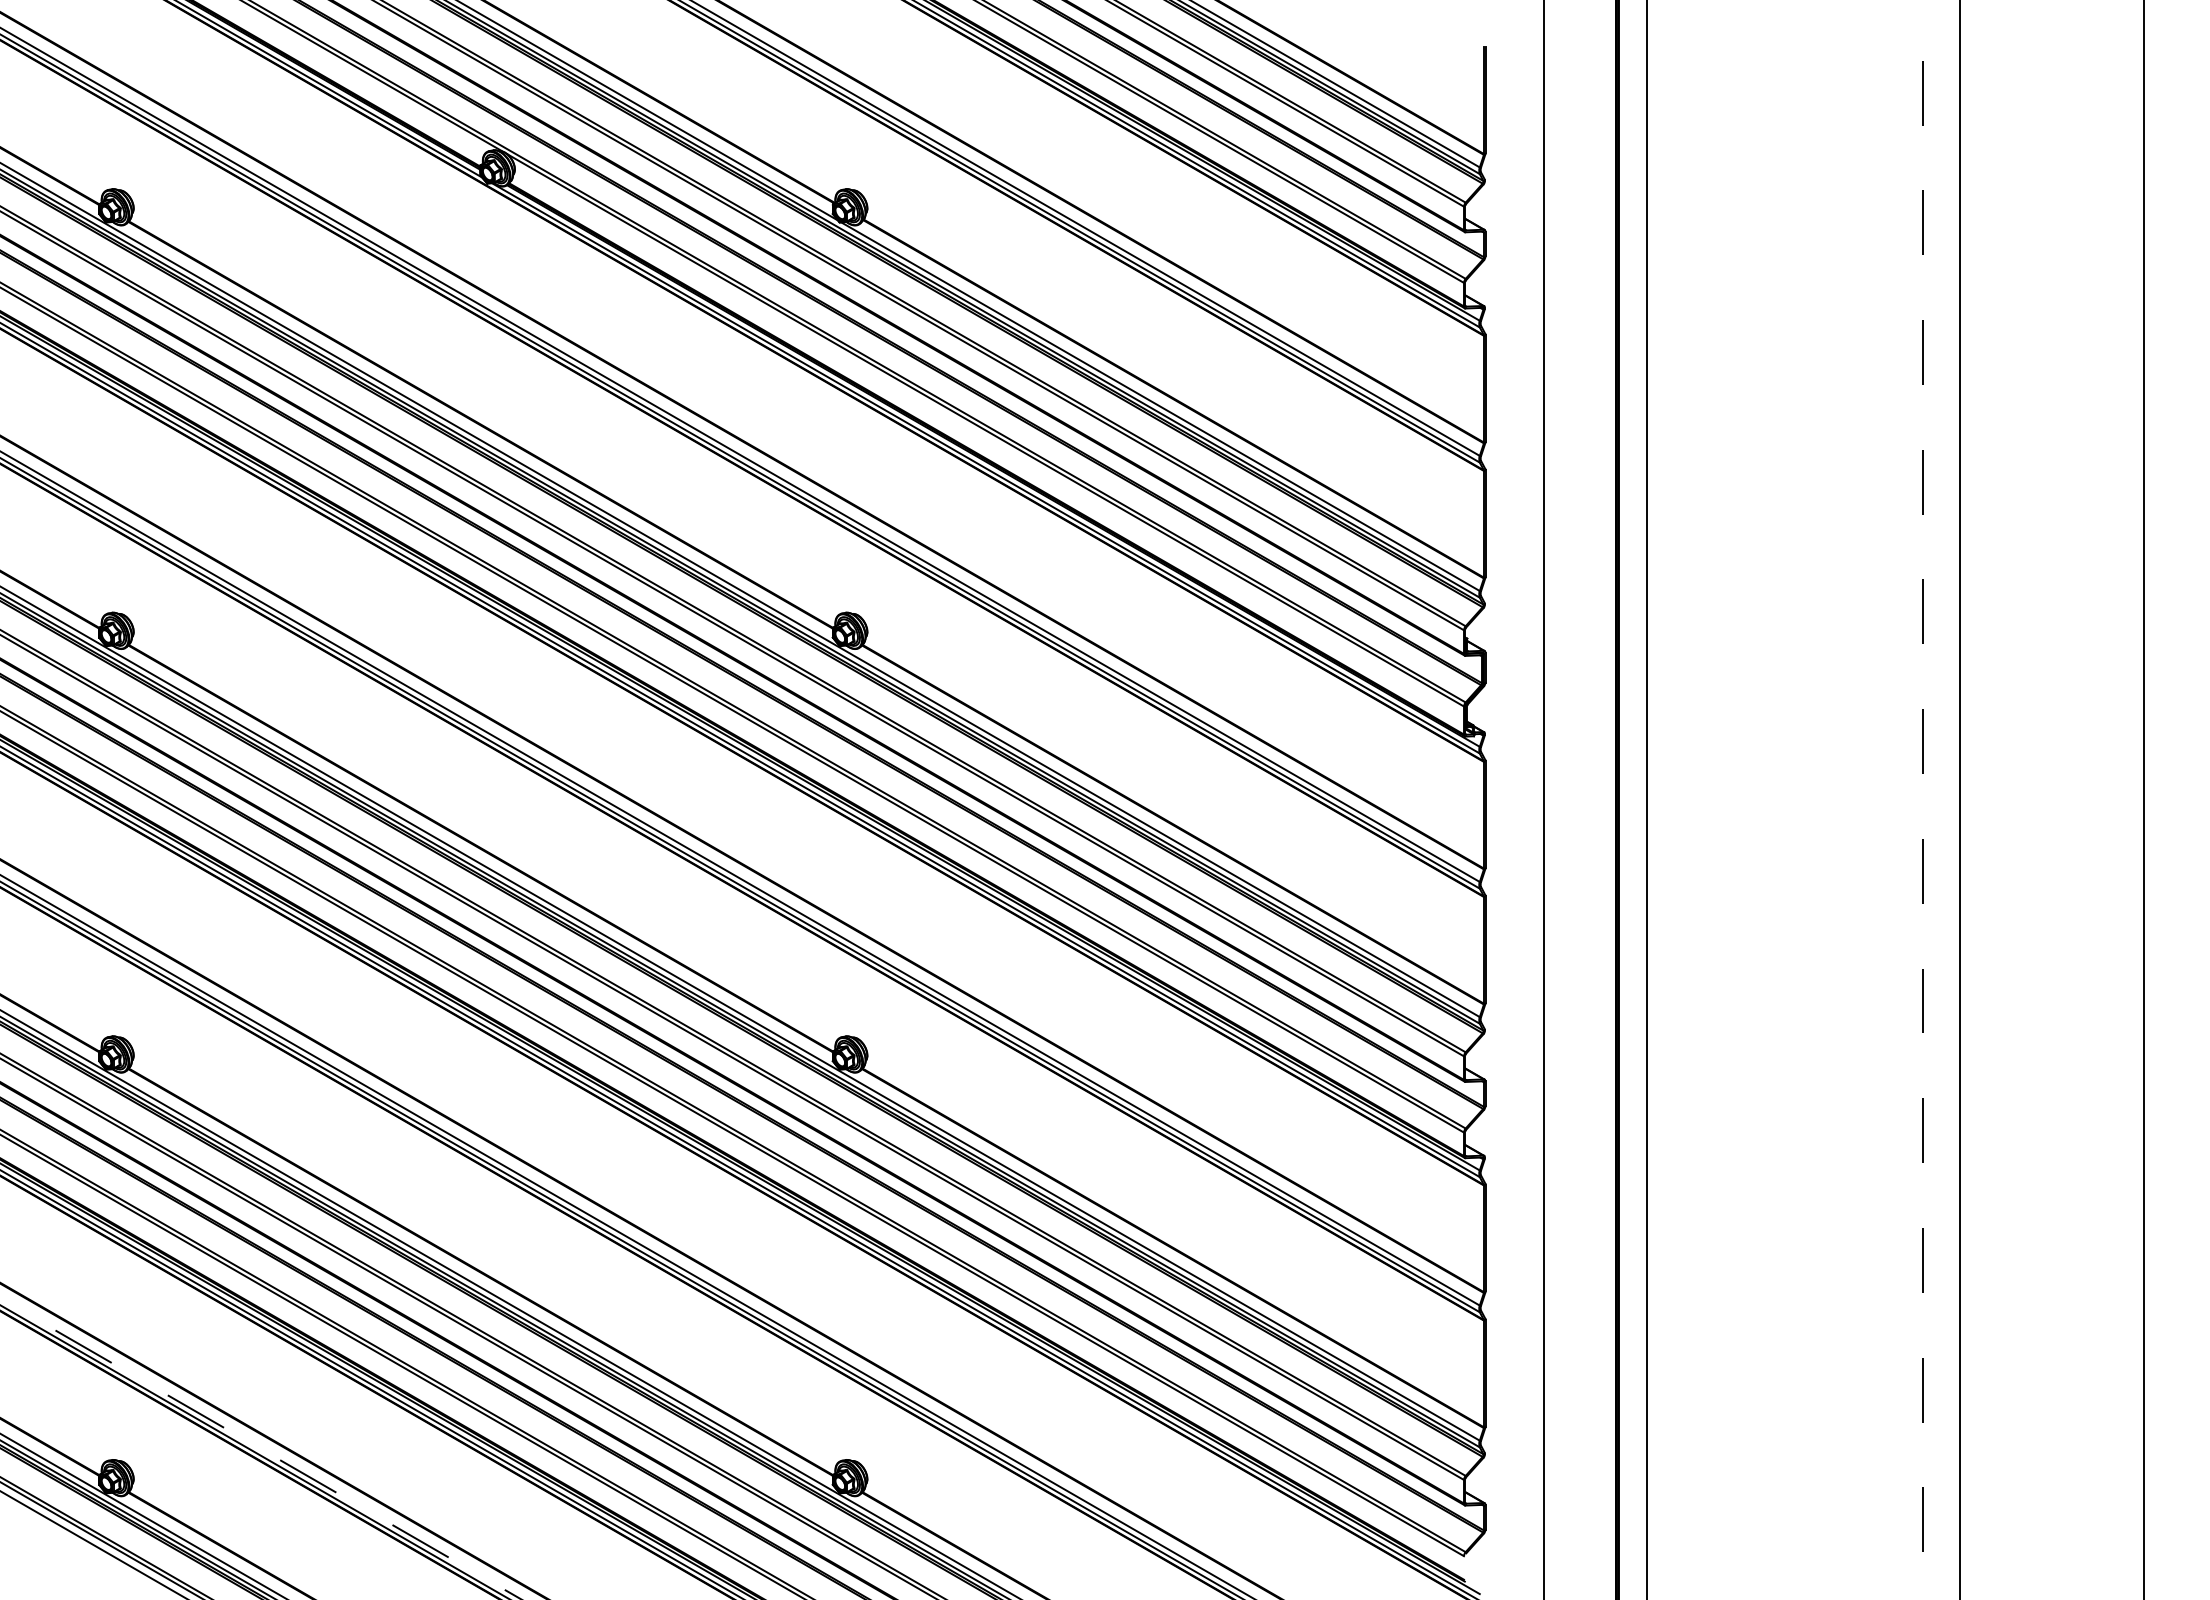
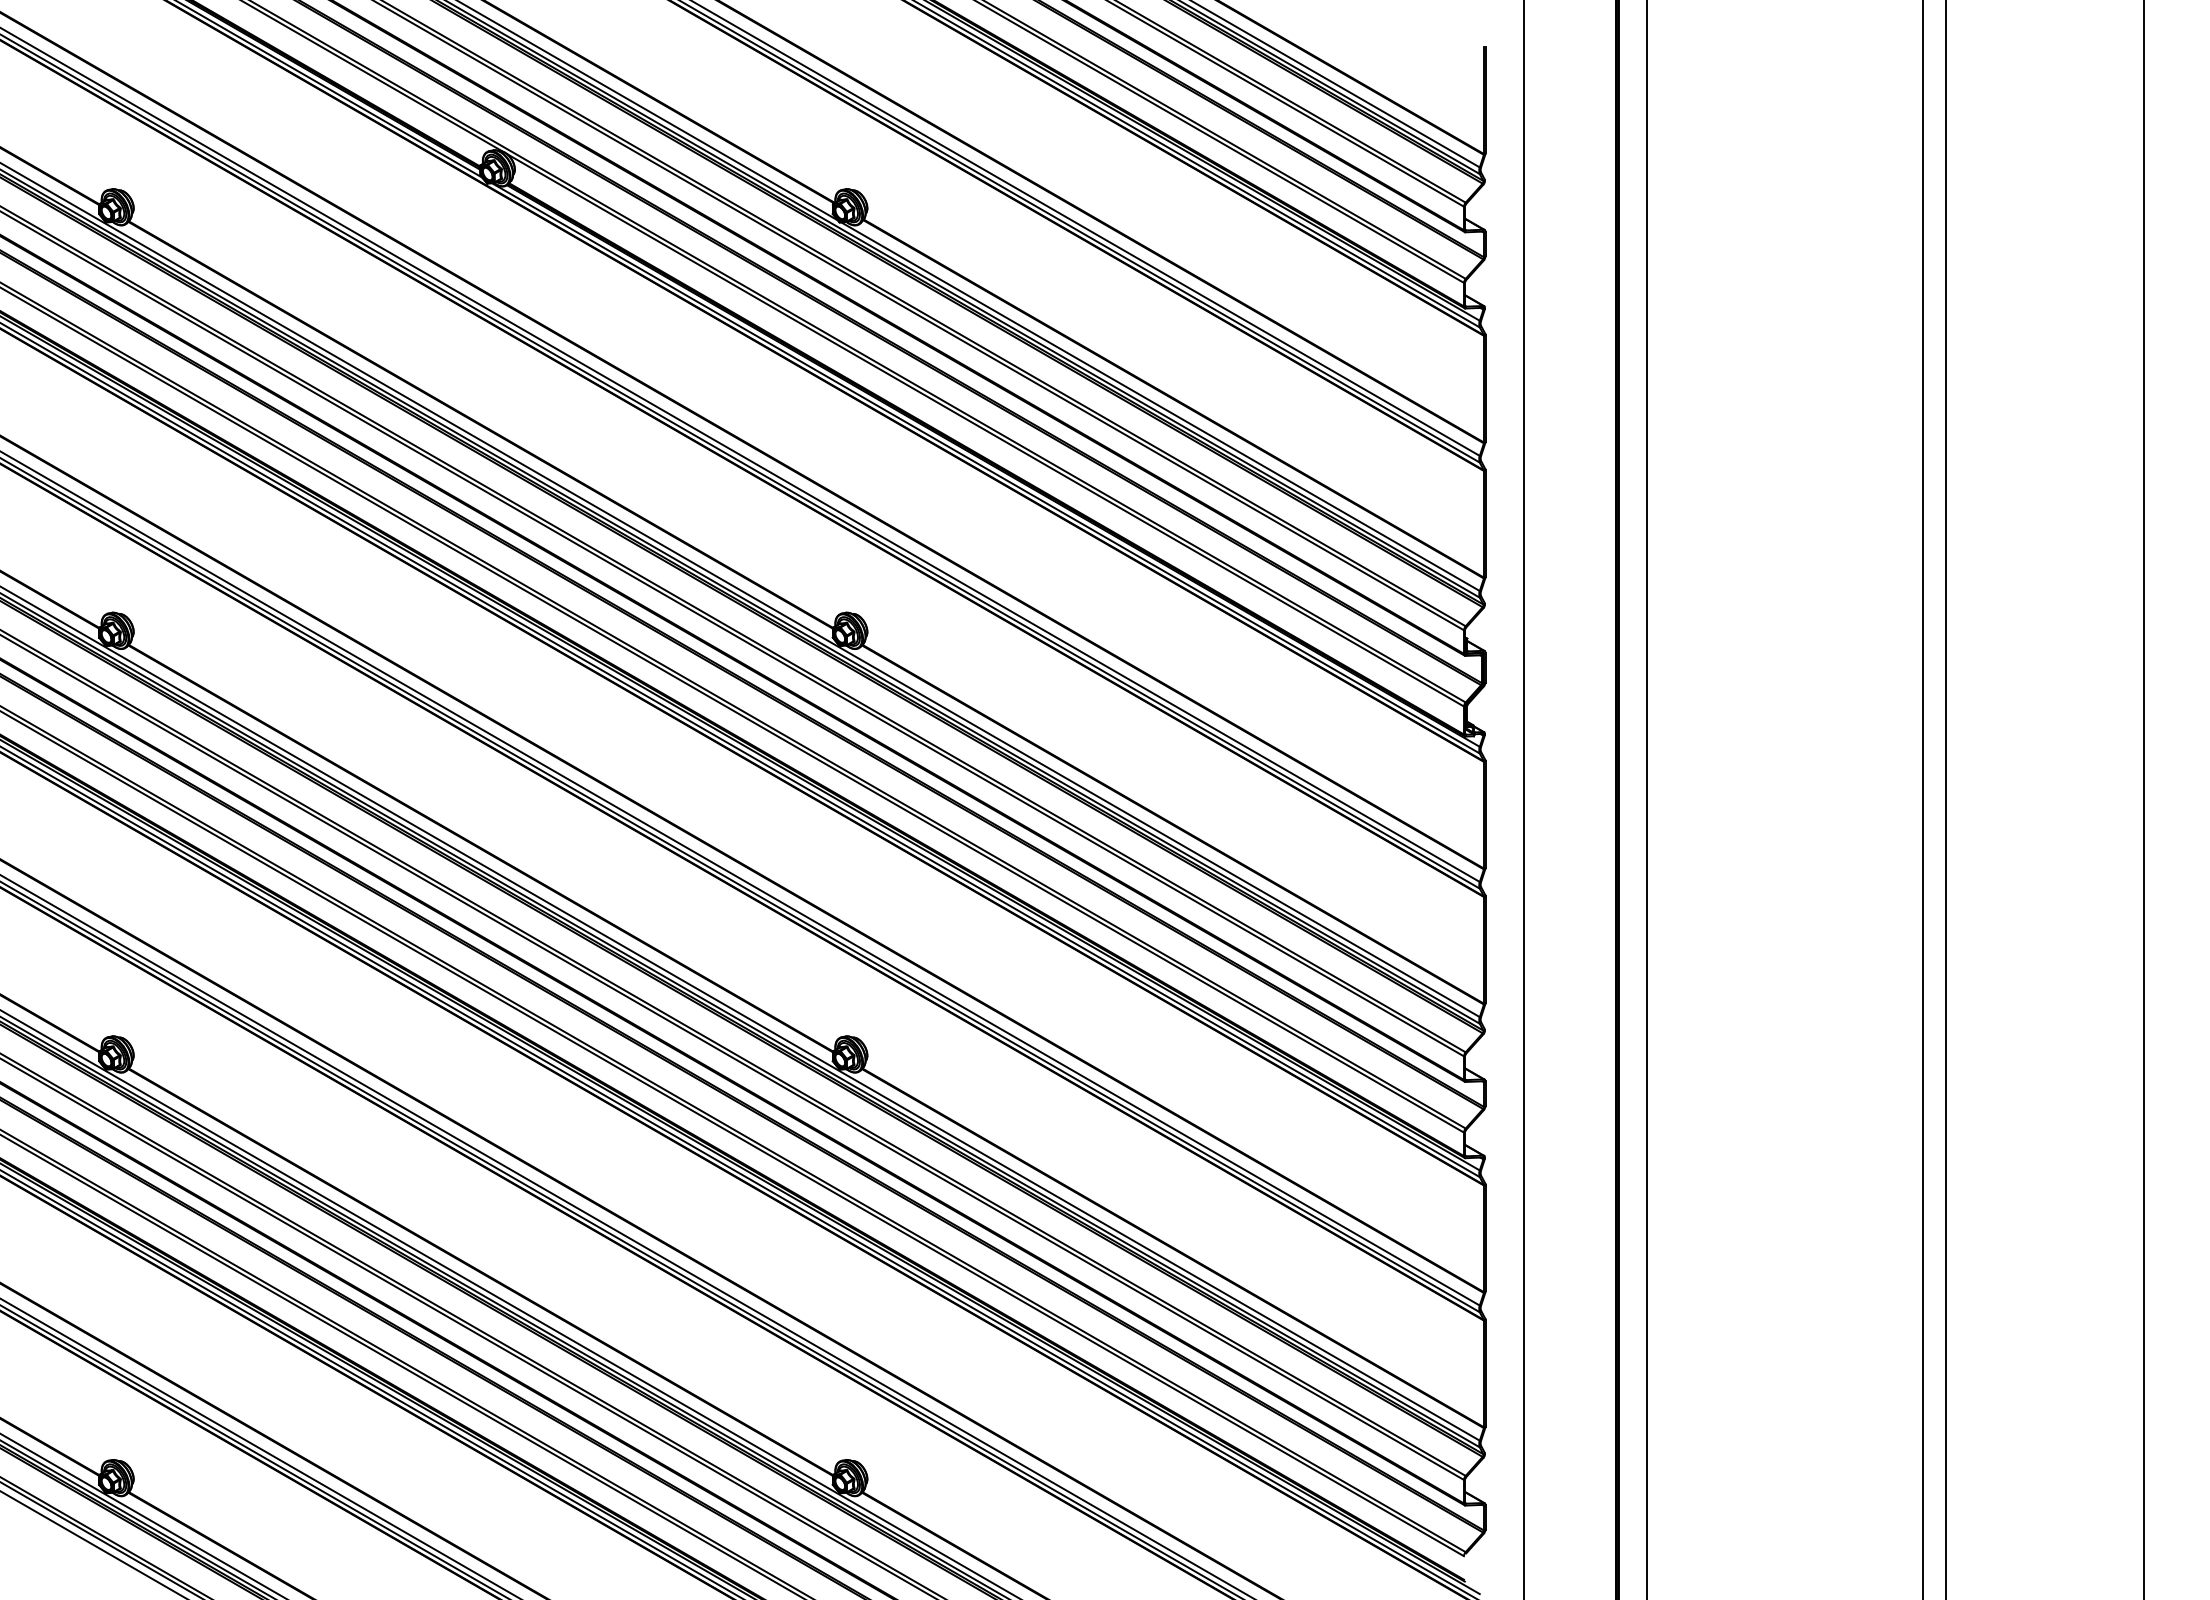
line position: (1544, 799) -> (1524, 799) (1524, 799)
line: dashed -> solid (1923, 799)
line position: (1960, 799) -> (1946, 799) (1946, 799)
line: dashed -> solid (261, 1449)
